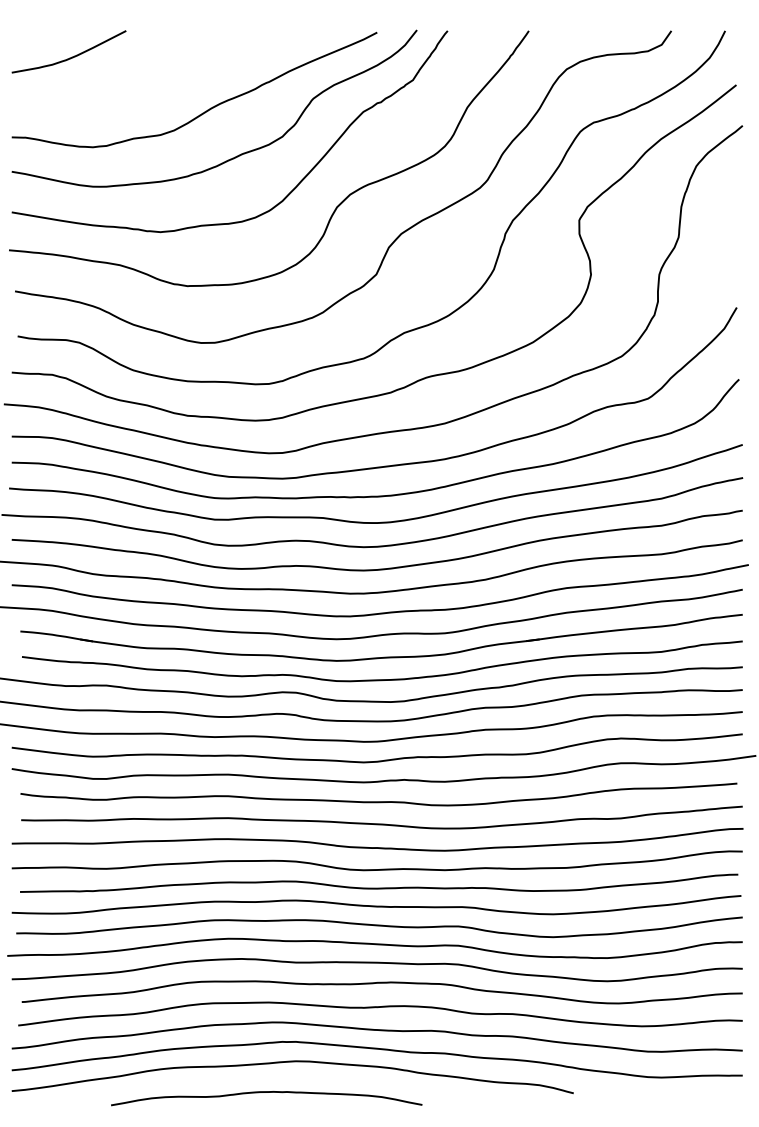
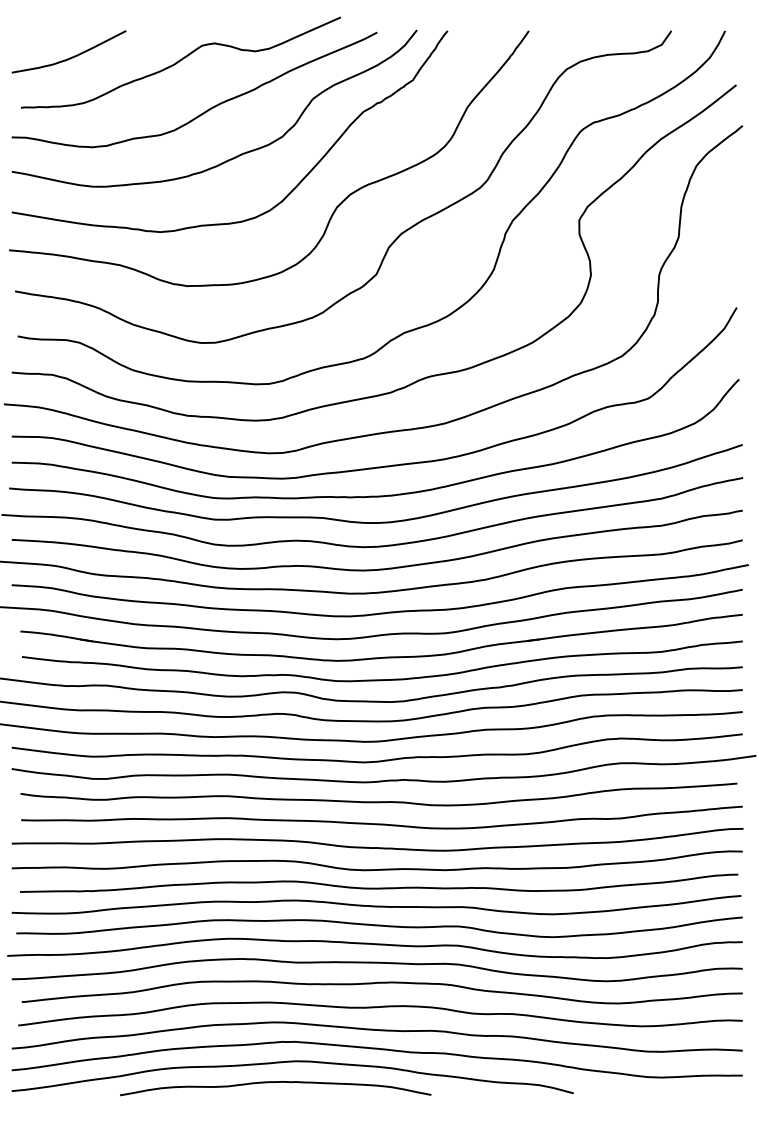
curve: none -> present (180, 61)
curve position: (266, 1092) -> (275, 1082) (275, 1082)
